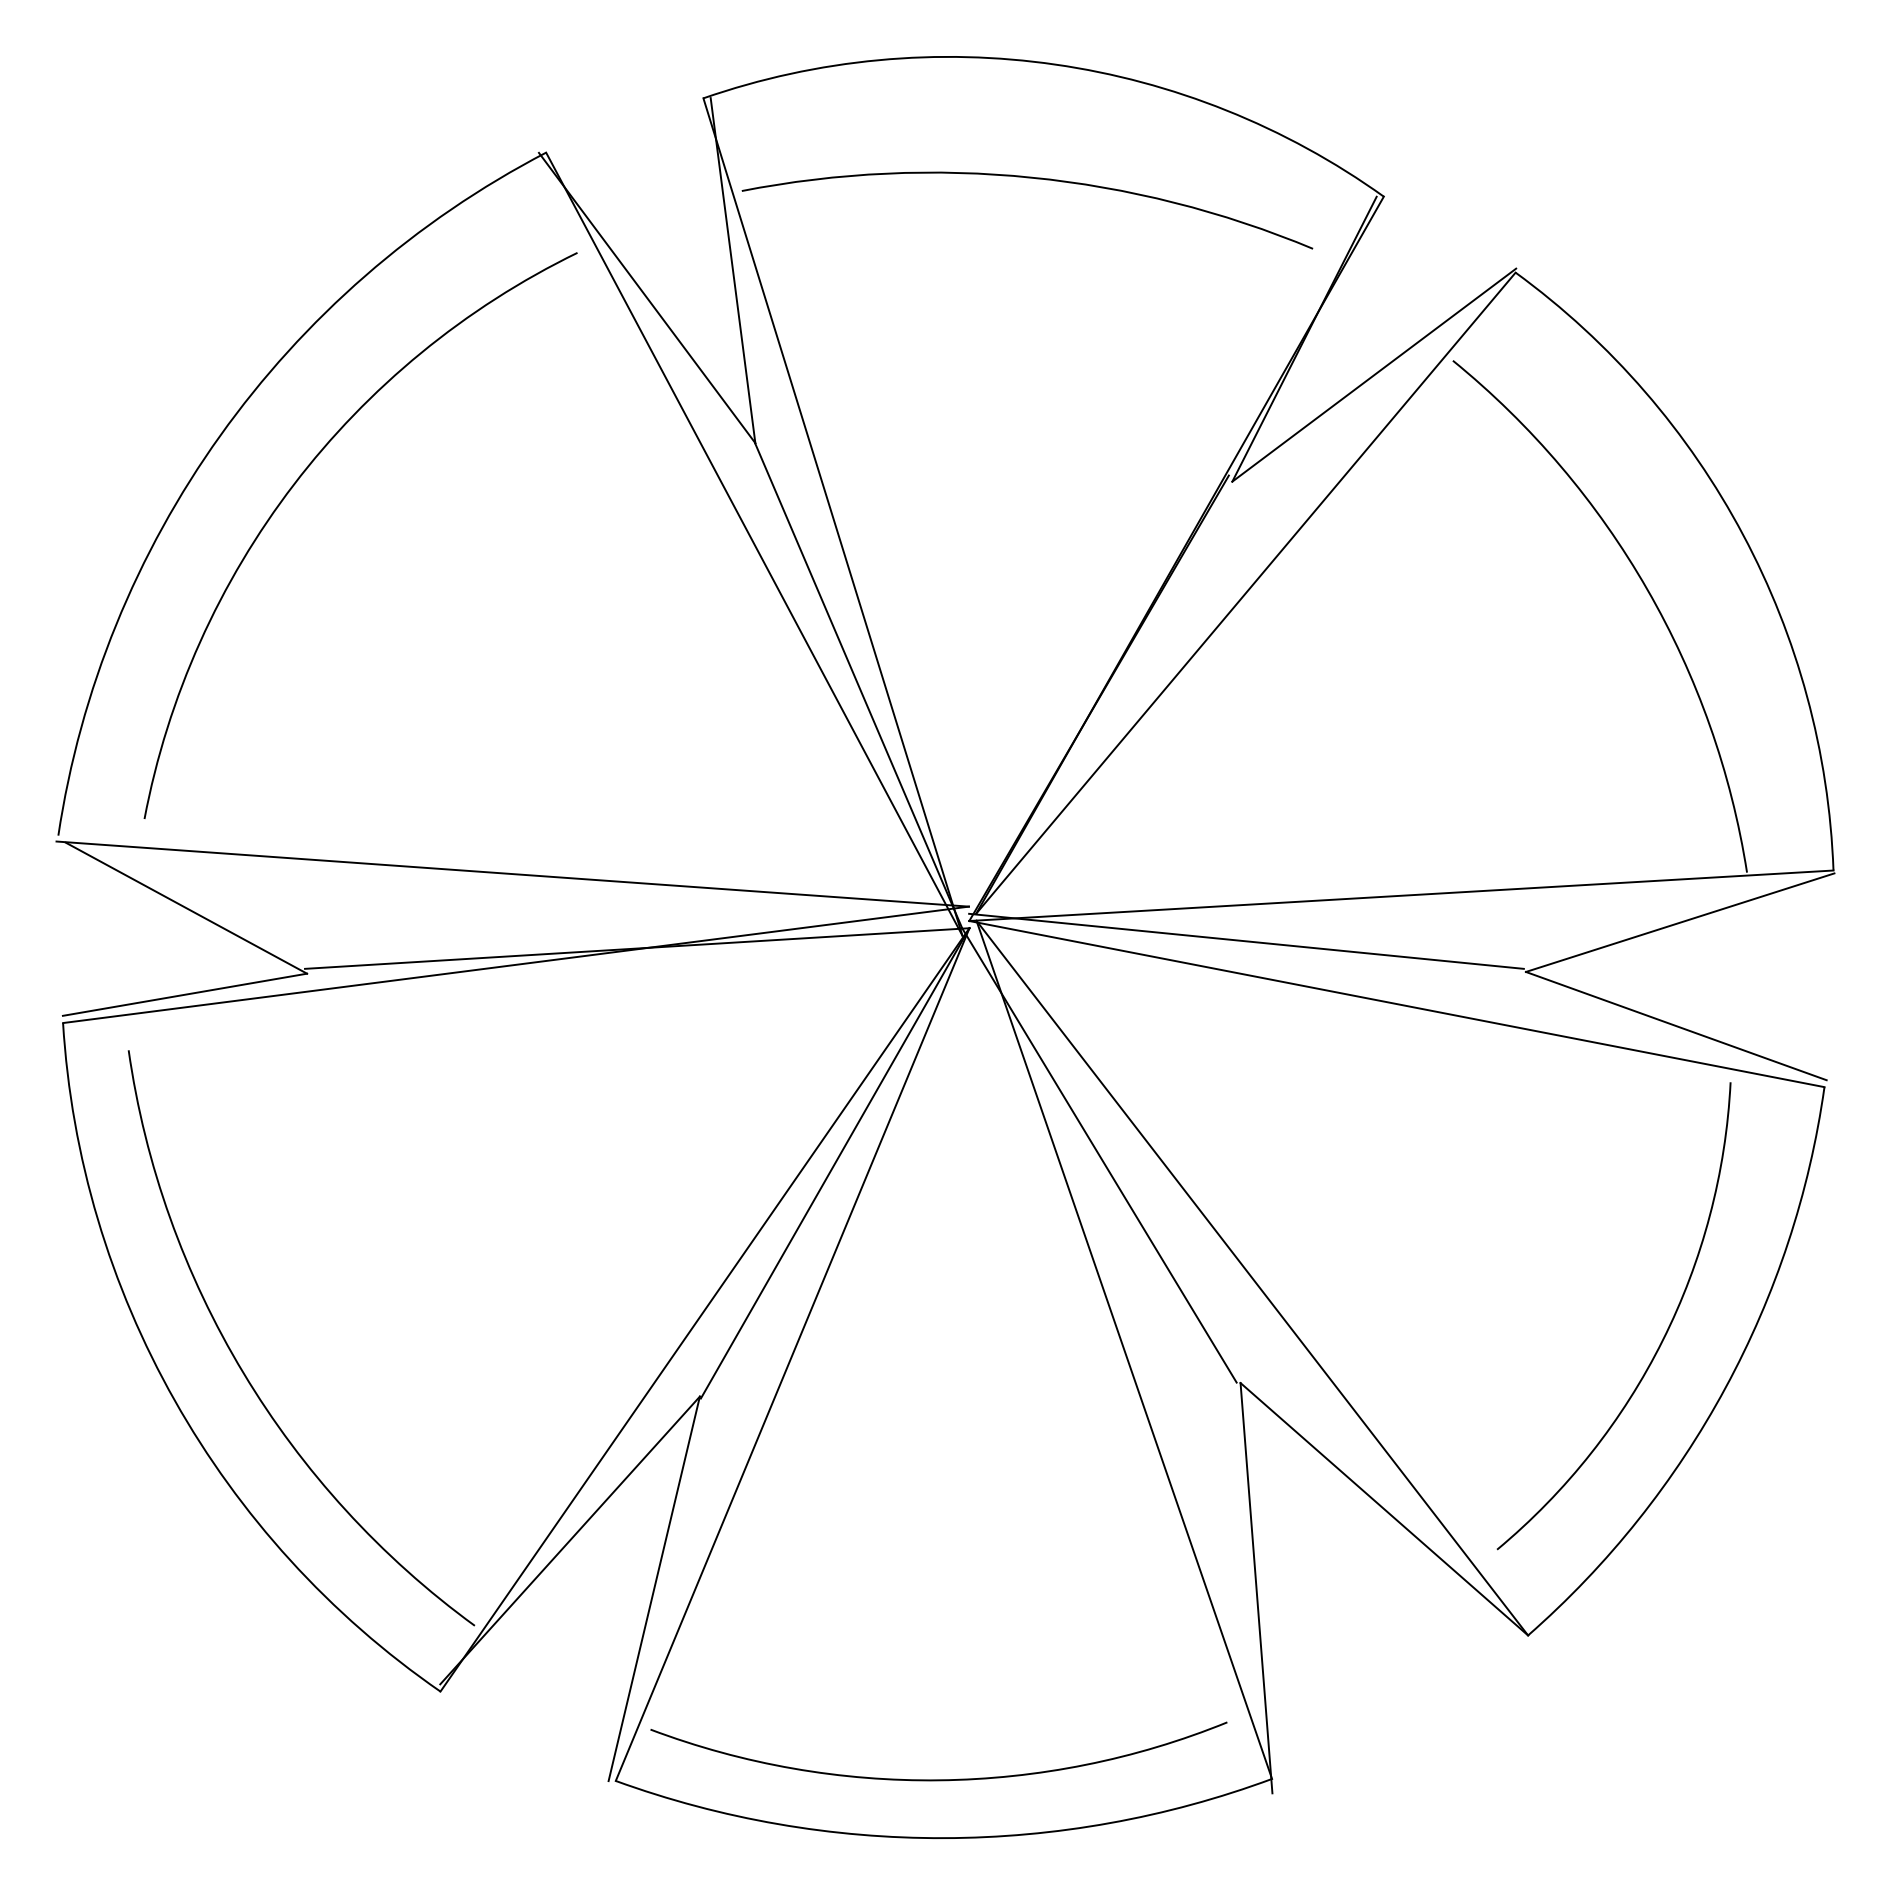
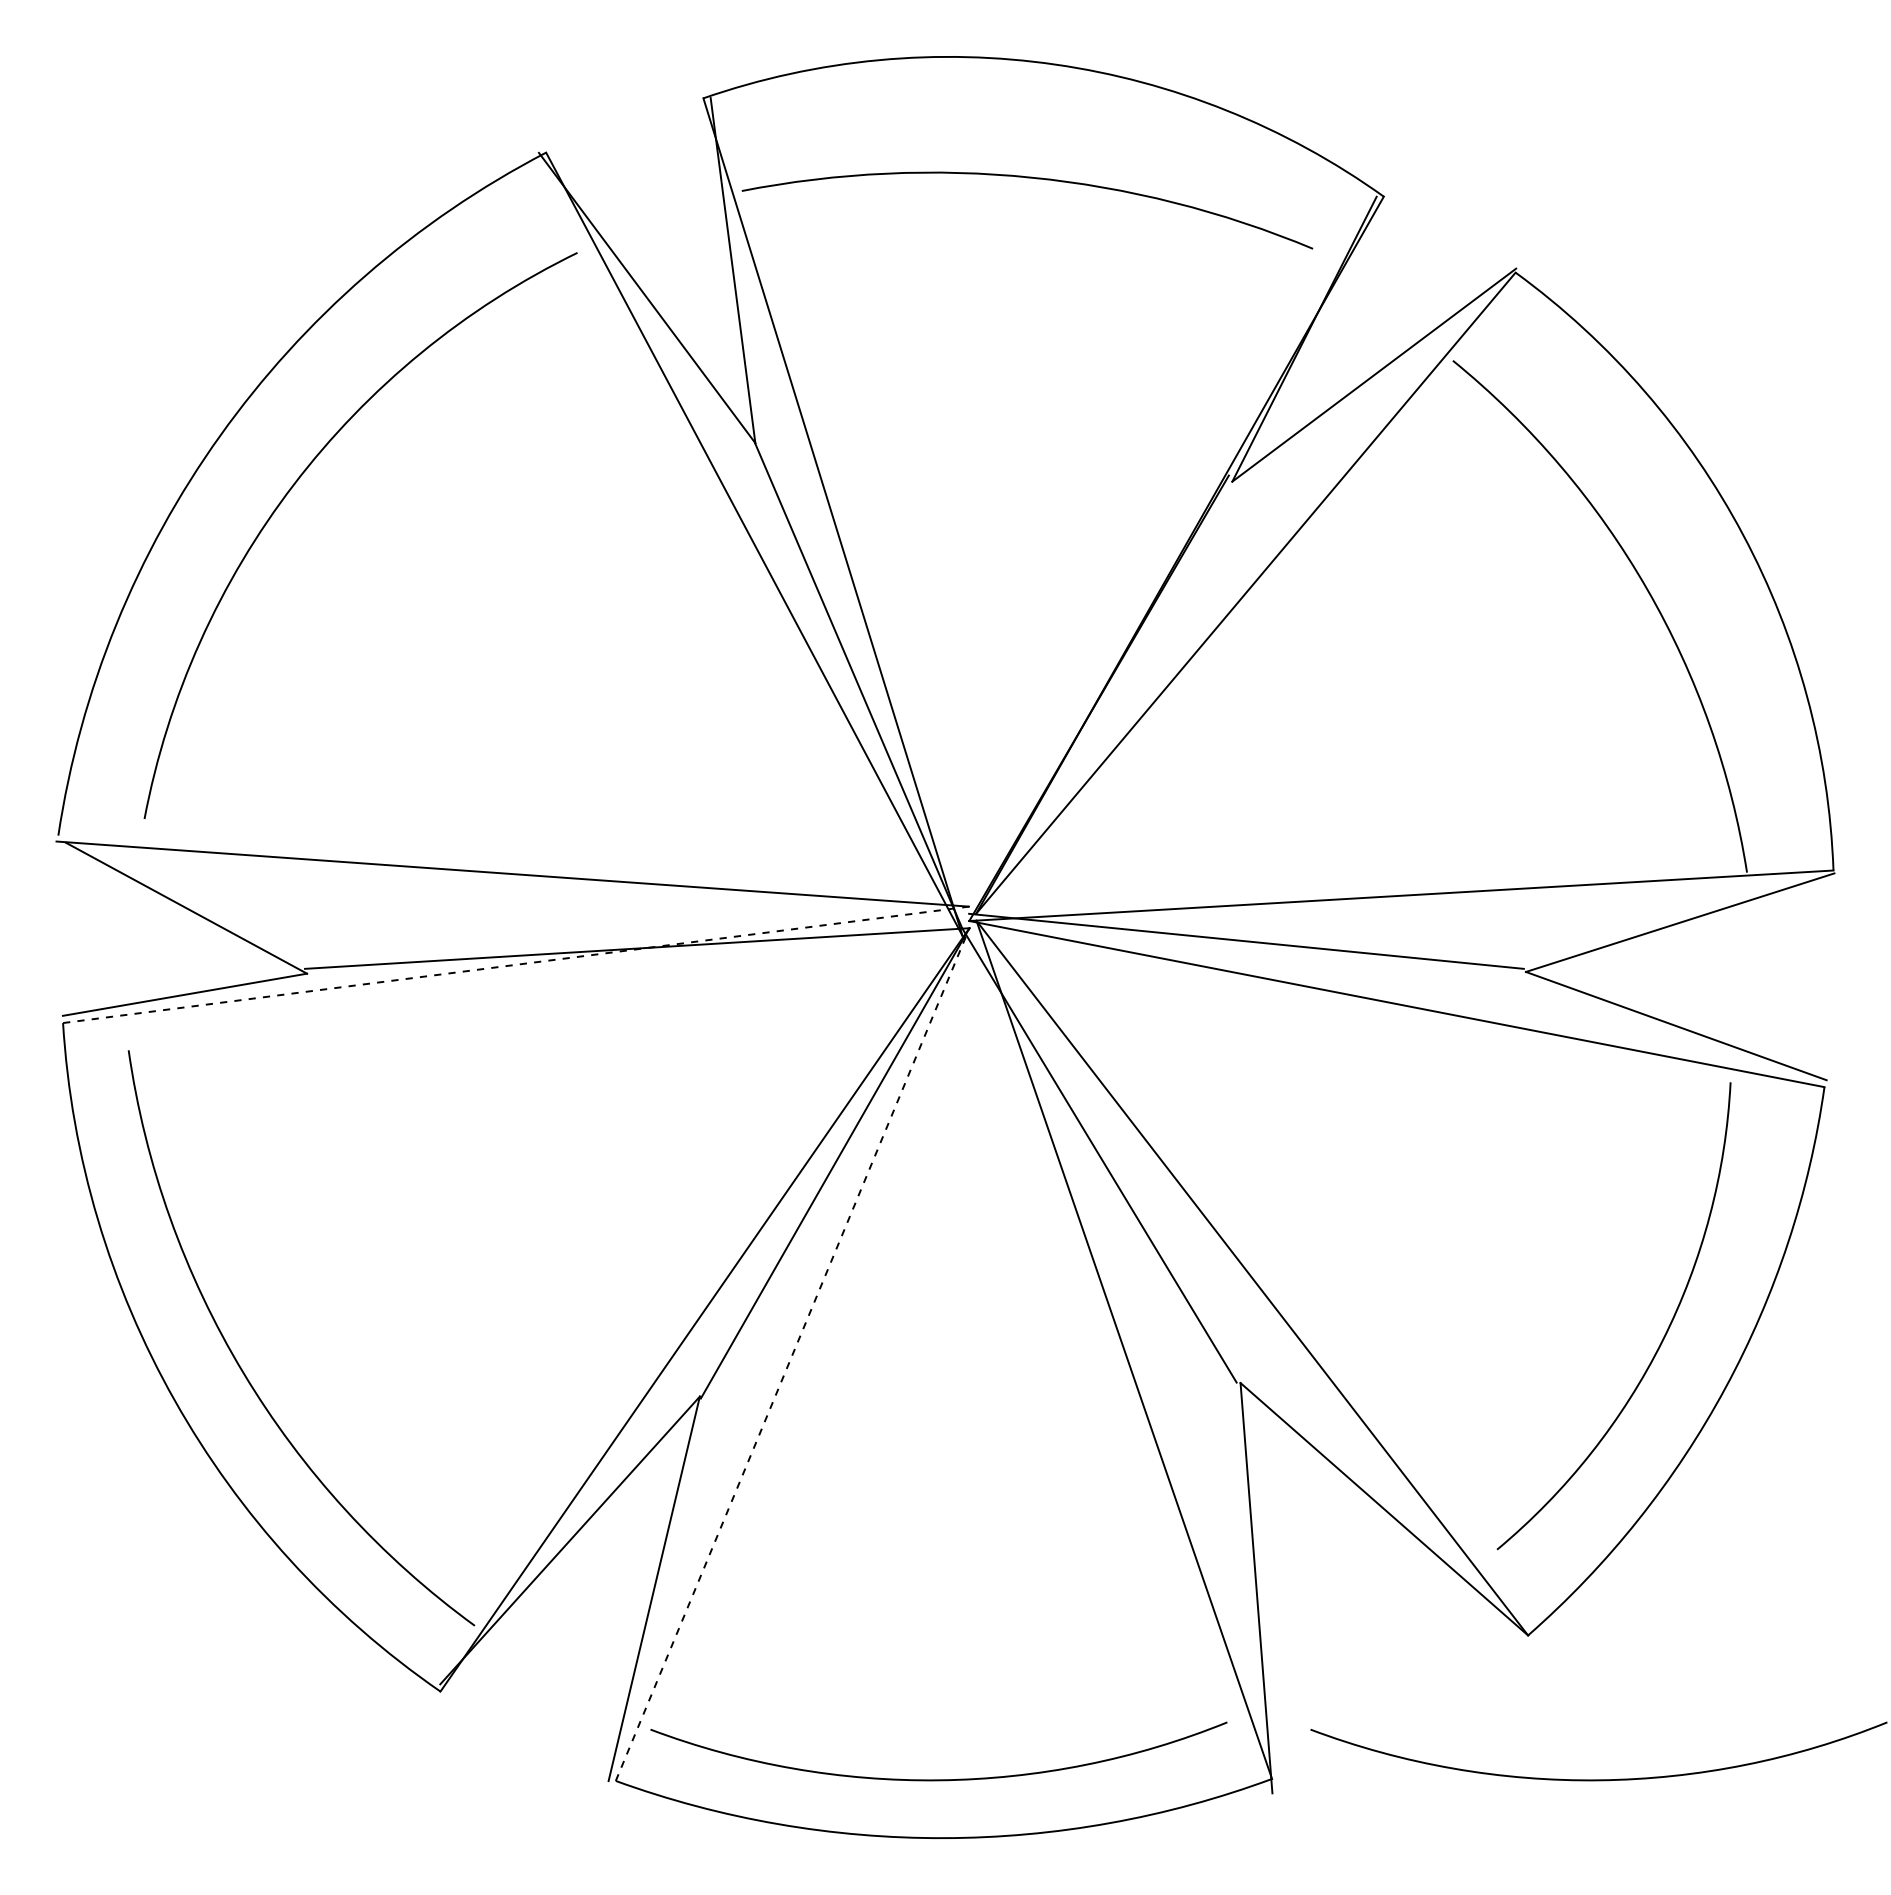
line: solid -> dashed (516, 964)
line: solid -> dashed (792, 1354)
arc: none -> present (1598, 1779)
